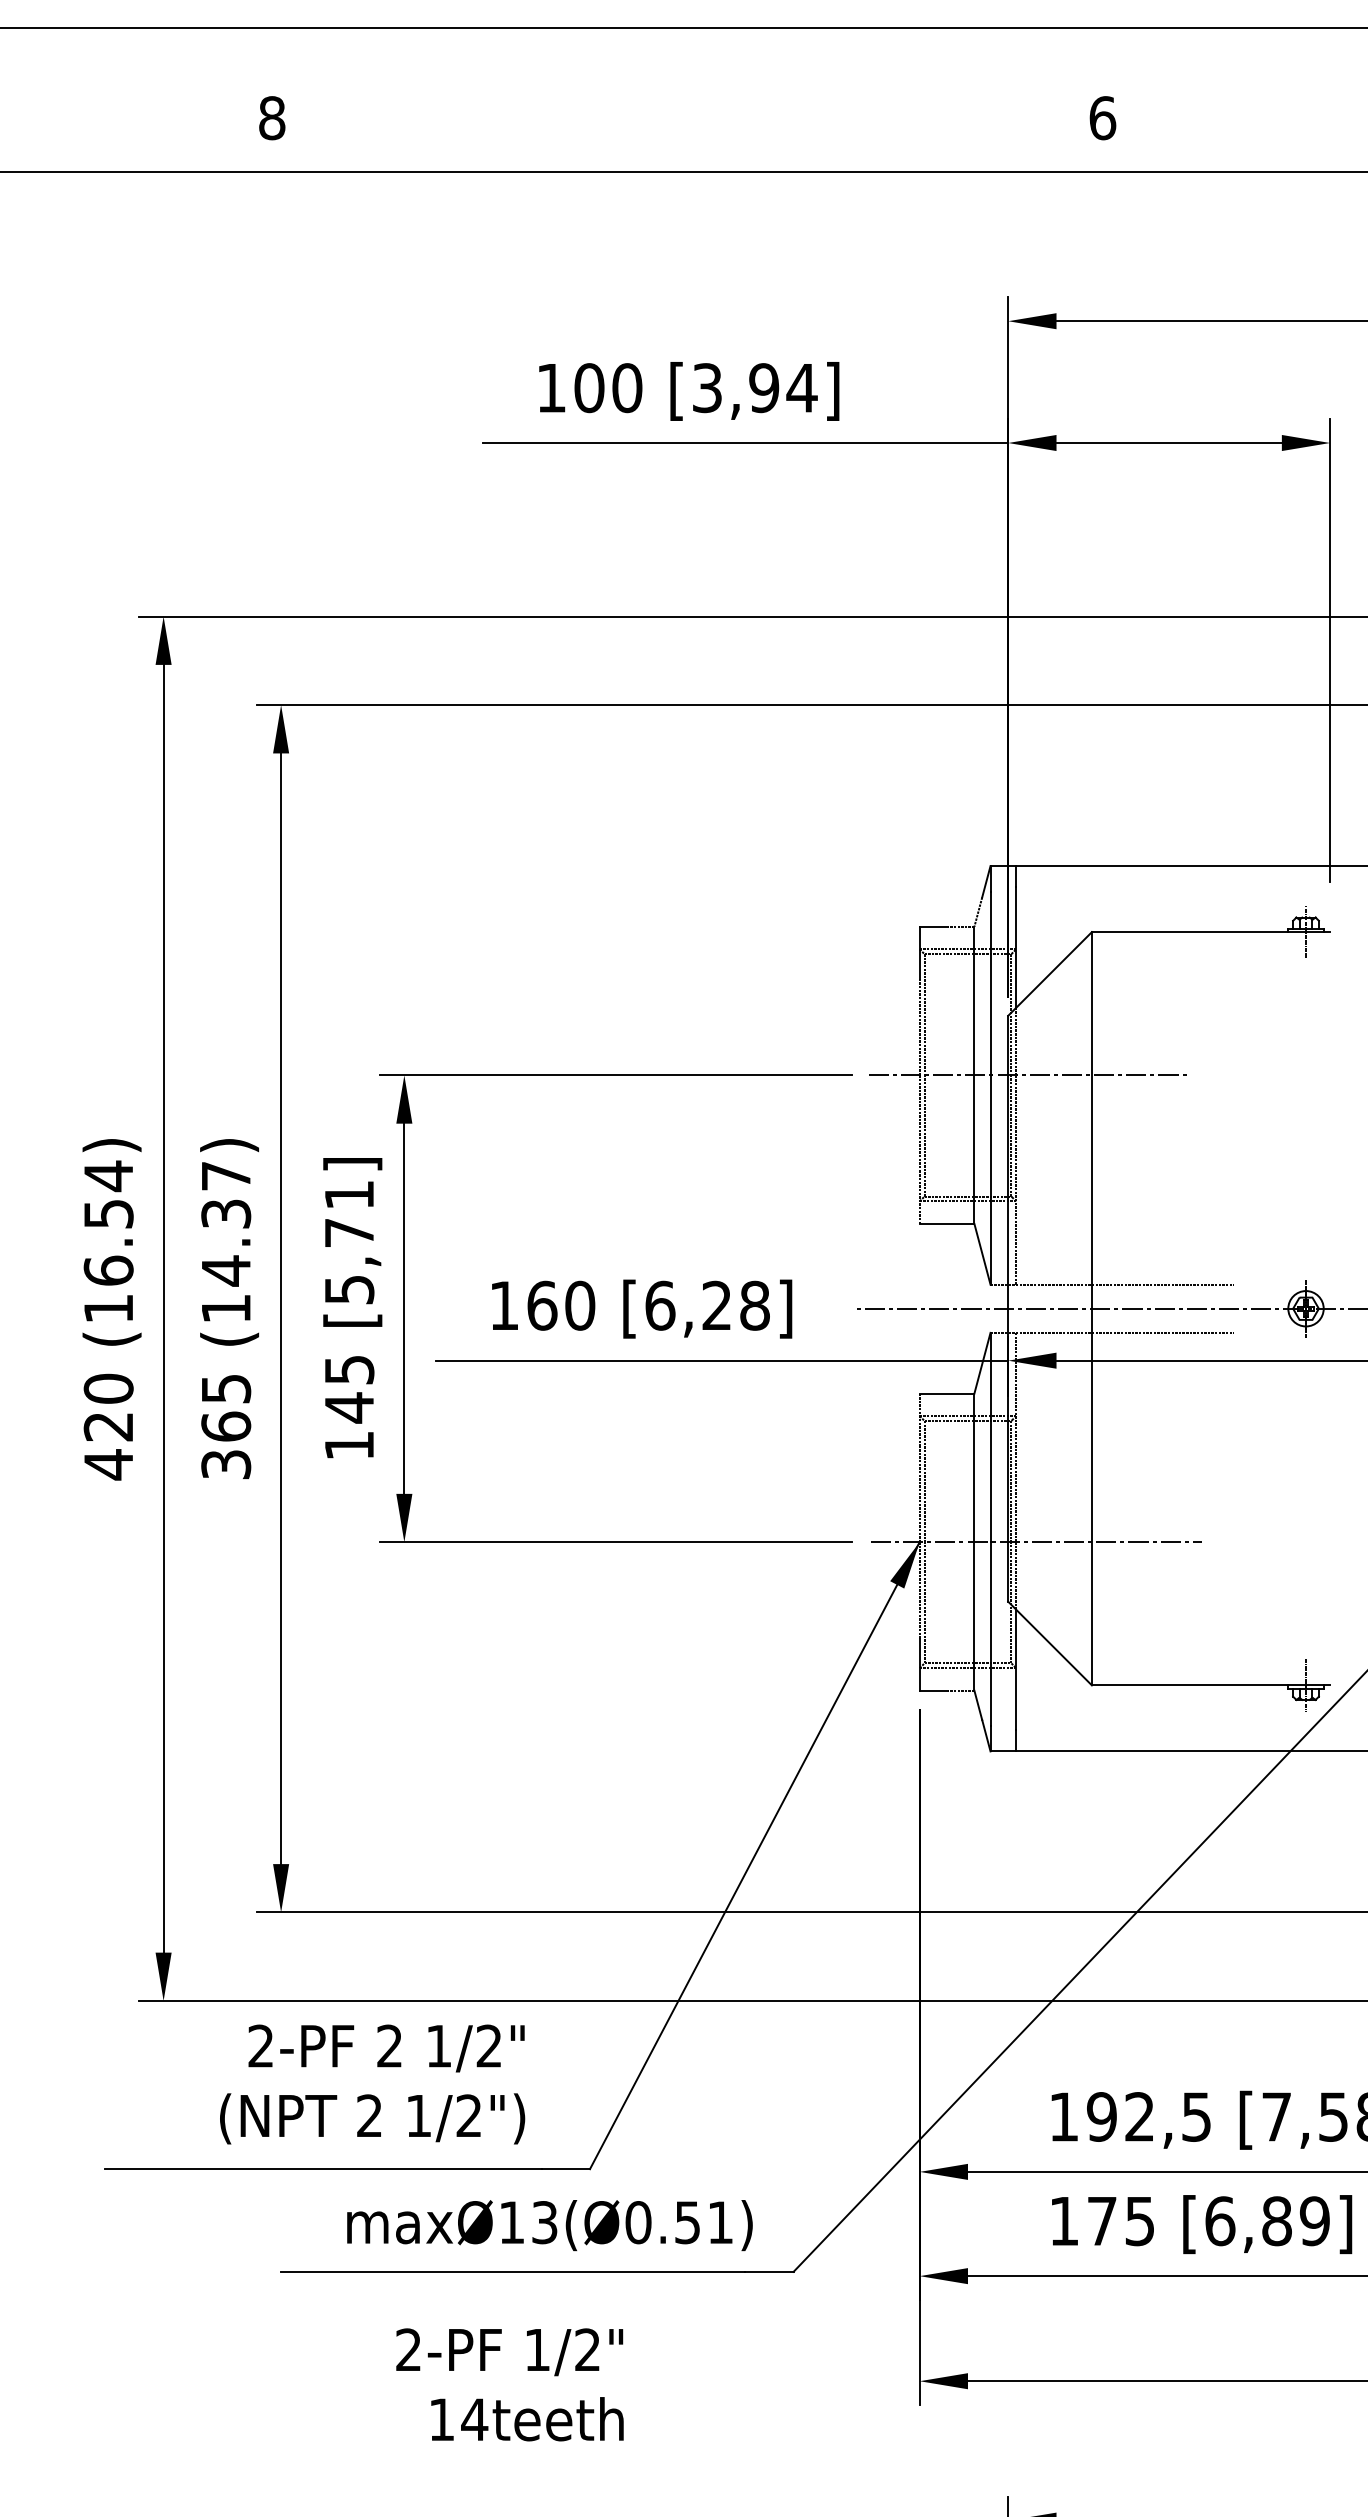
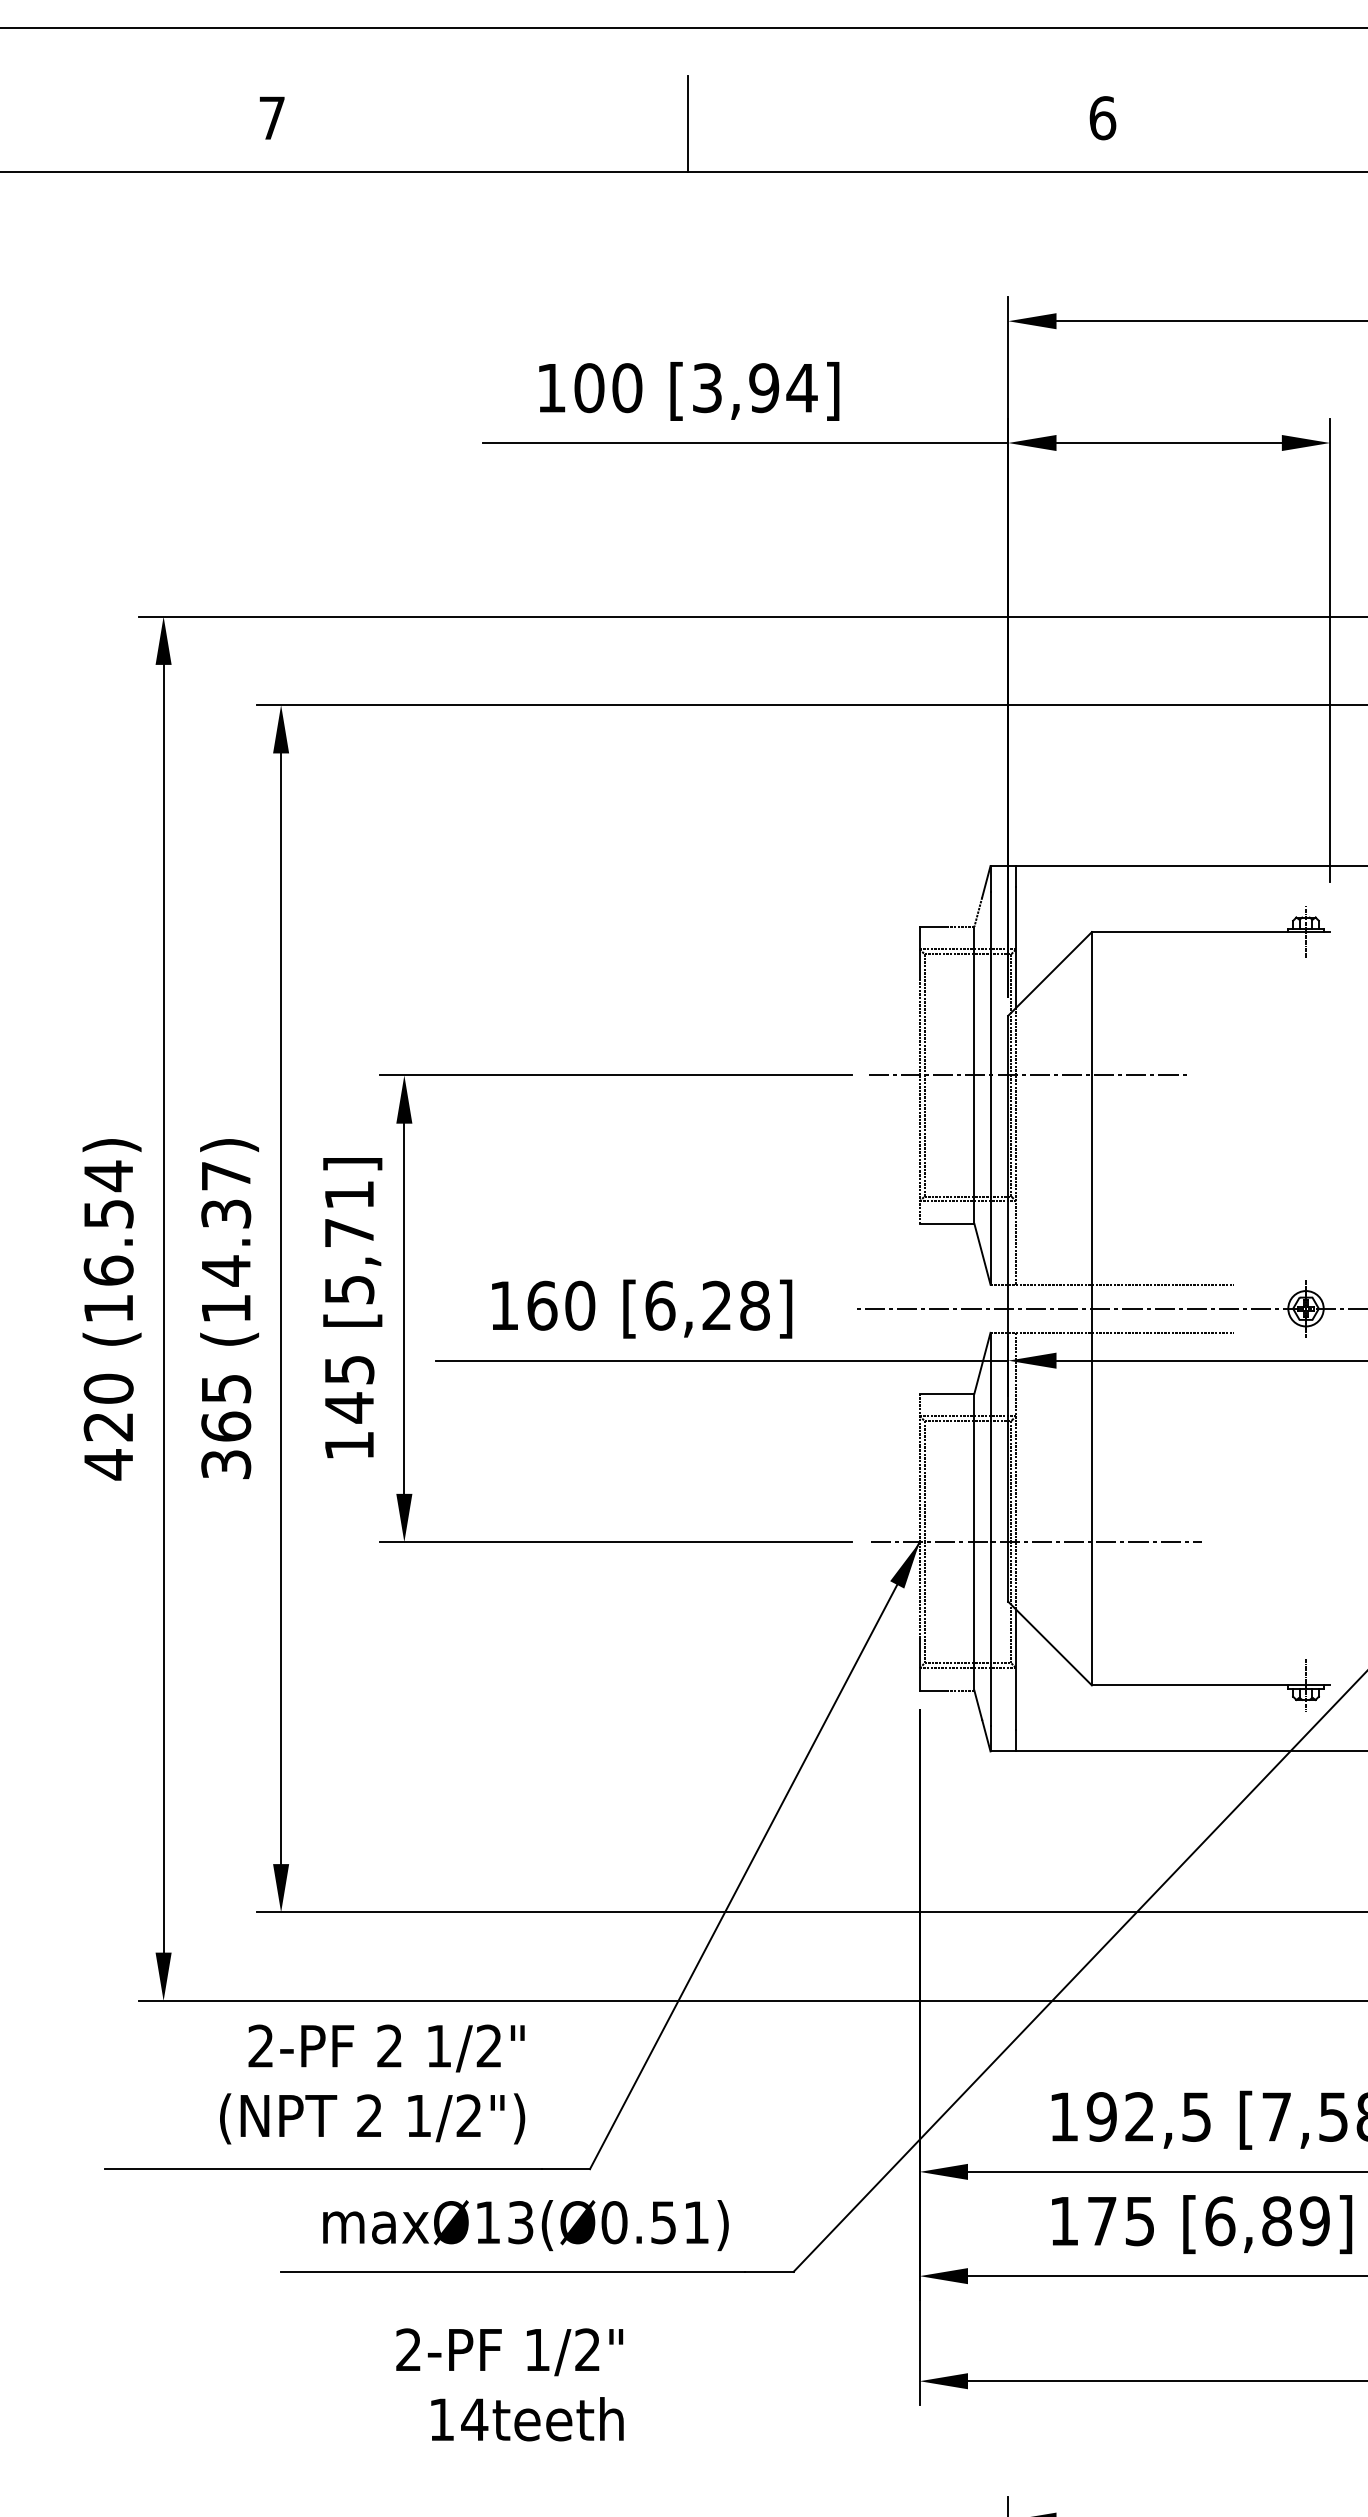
text: 8 -> 7 (272, 118)
line: none -> present (687, 123)
text position: (549, 2225) -> (525, 2225) (525, 2225)
